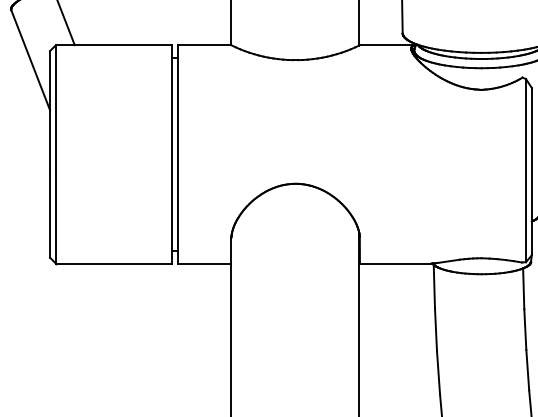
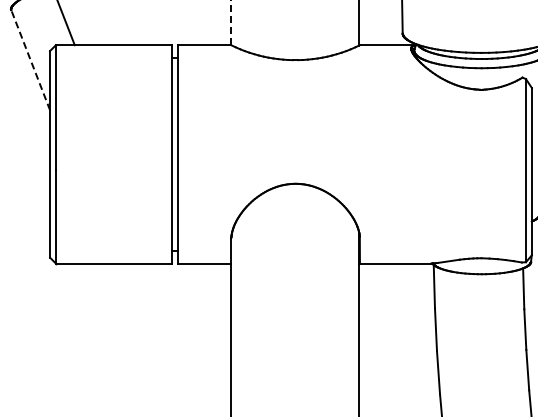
line: solid -> dashed (231, 22)
line: solid -> dashed (30, 60)
